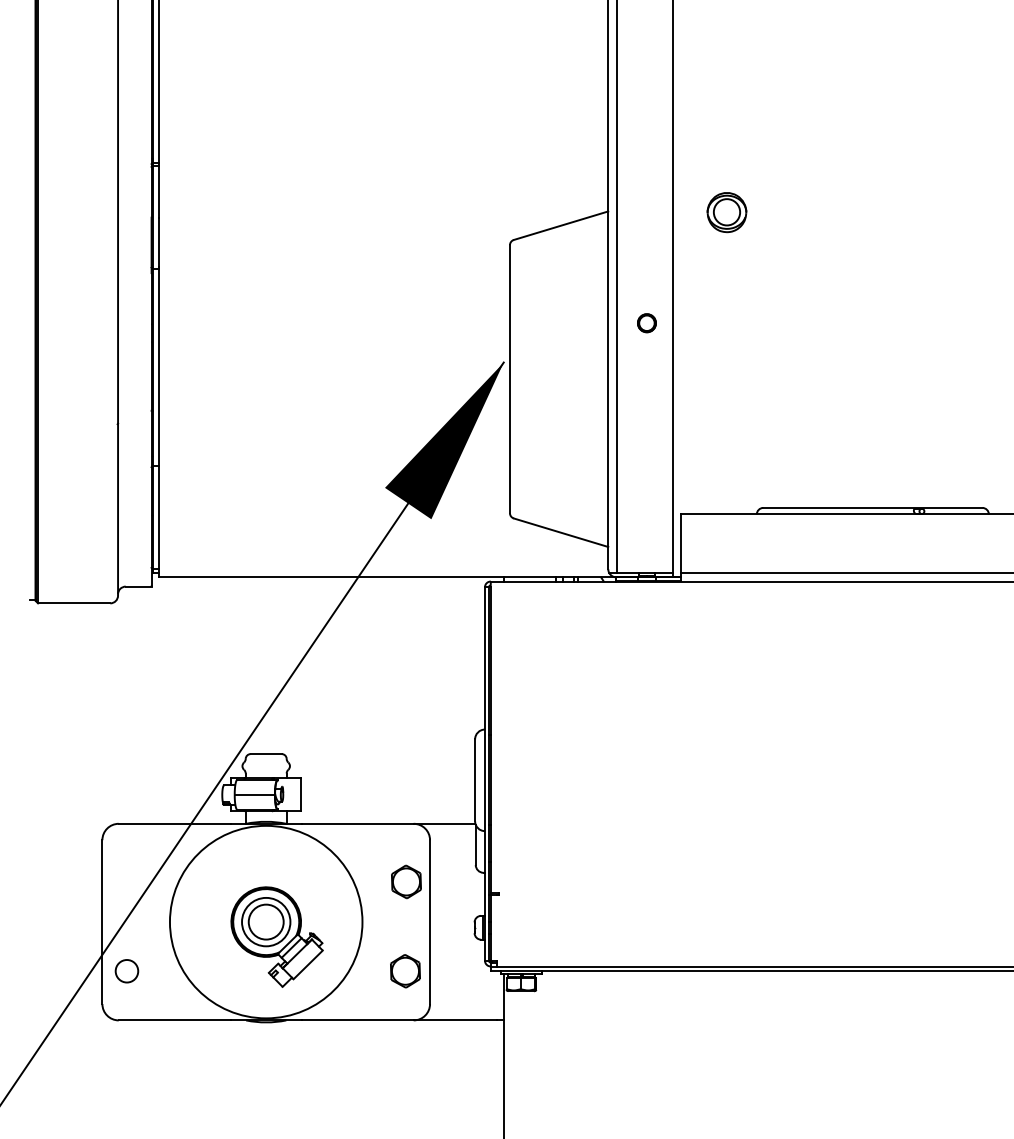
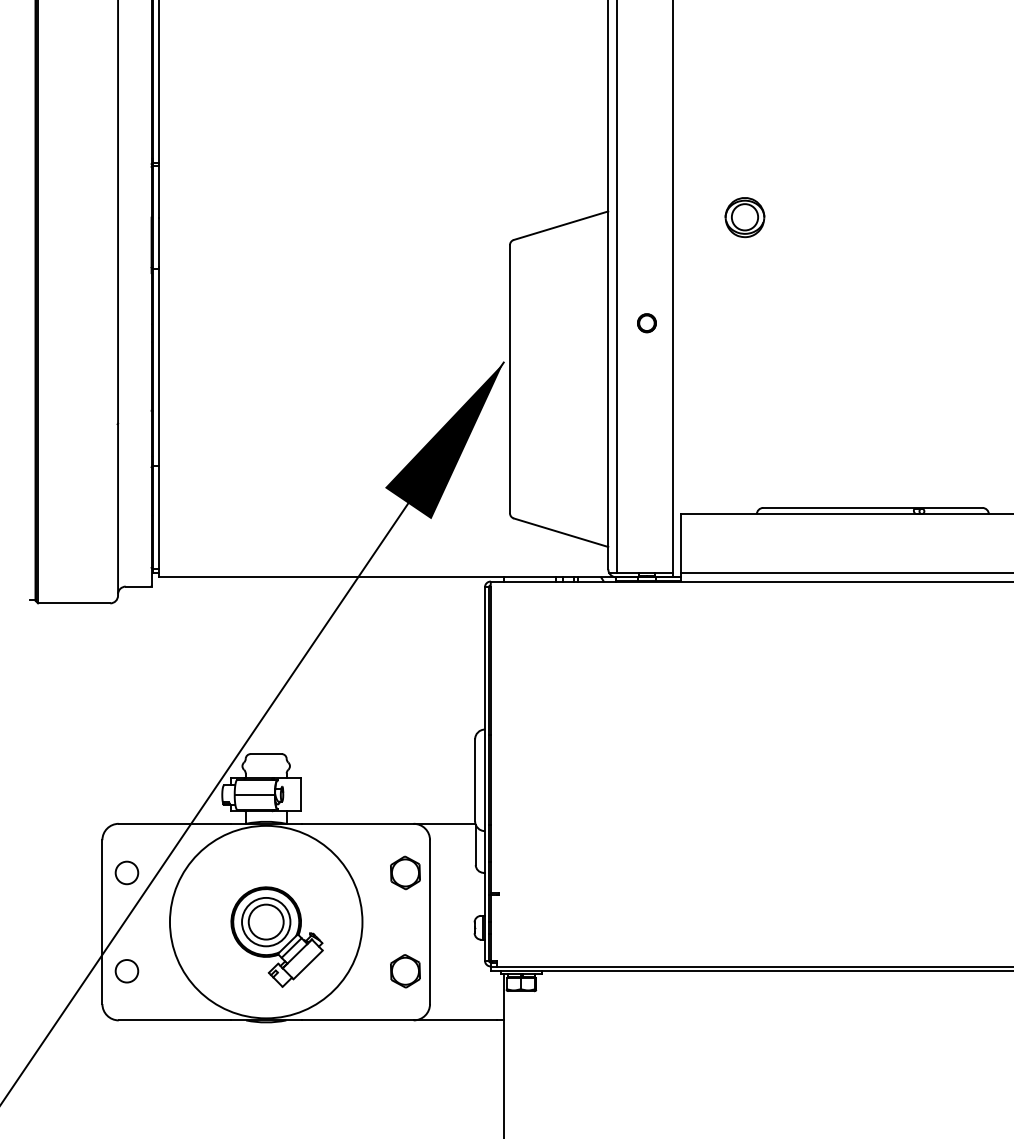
part position: (726, 212) -> (744, 217) (744, 217)
circle: none -> present (126, 872)
part position: (406, 881) -> (405, 872) (405, 872)
